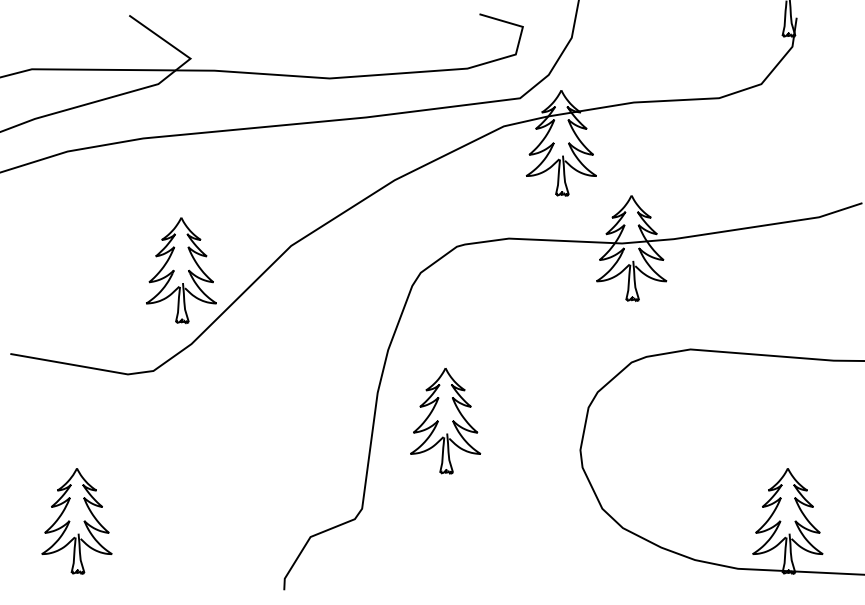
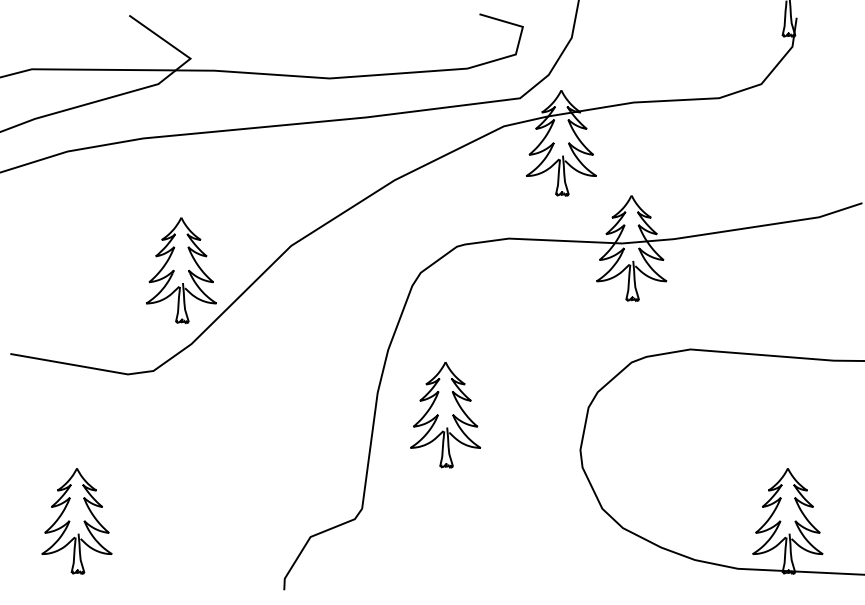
part position: (445, 421) -> (445, 415) (445, 415)
